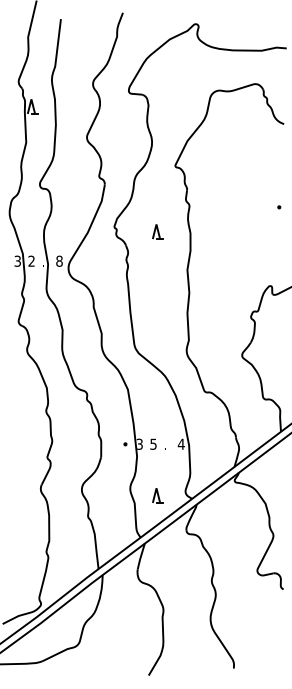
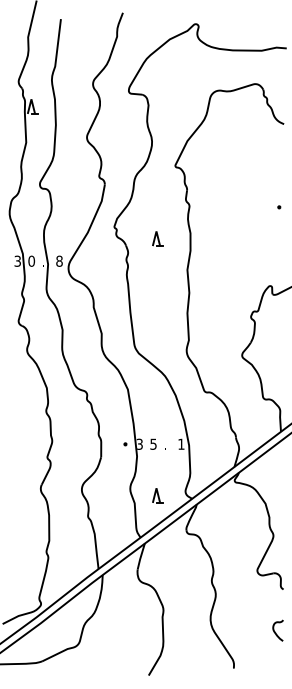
part position: (157, 231) -> (157, 238) (157, 238)
text: 2 -> 0 (31, 260)
text: 4 -> 1 (180, 443)
curve: none -> present (275, 631)
